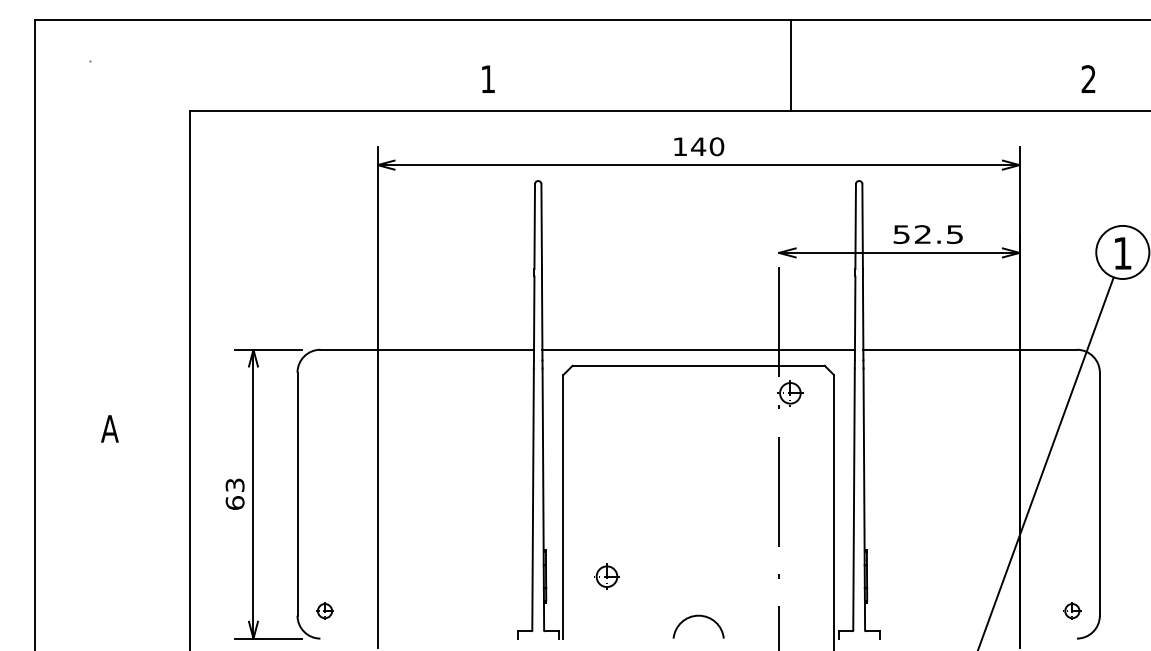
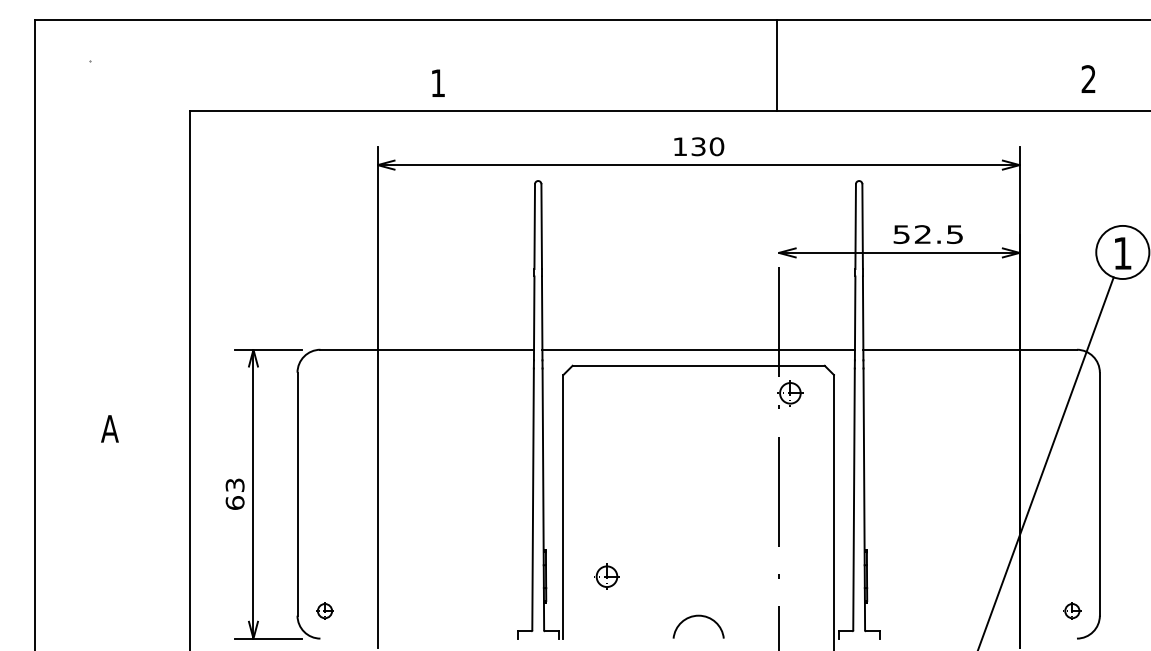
line position: (791, 65) -> (777, 65) (777, 65)
text position: (488, 78) -> (438, 82) (438, 82)
text: 140 -> 130 (698, 146)
